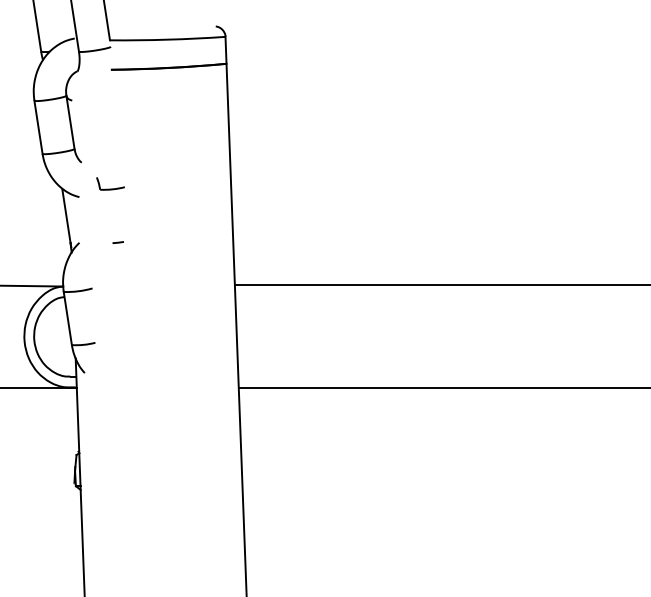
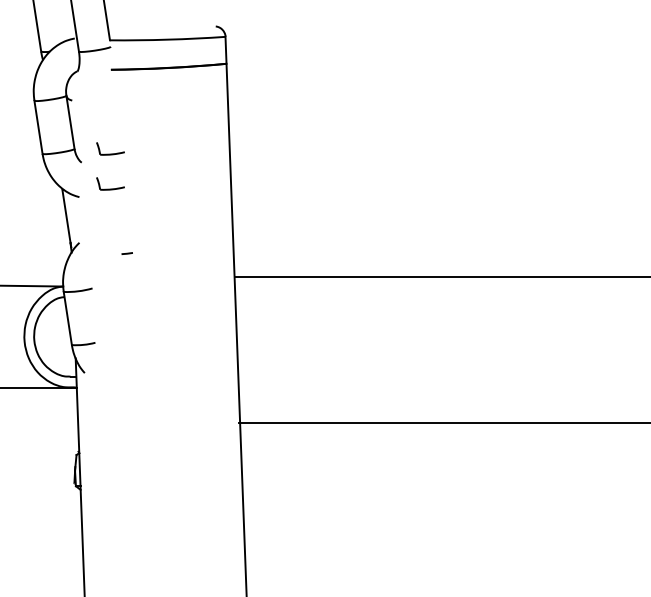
part: none -> present (110, 148)
arc position: (117, 242) -> (126, 253) (126, 253)
line position: (440, 285) -> (440, 277) (440, 277)
line position: (442, 387) -> (442, 422) (442, 422)
